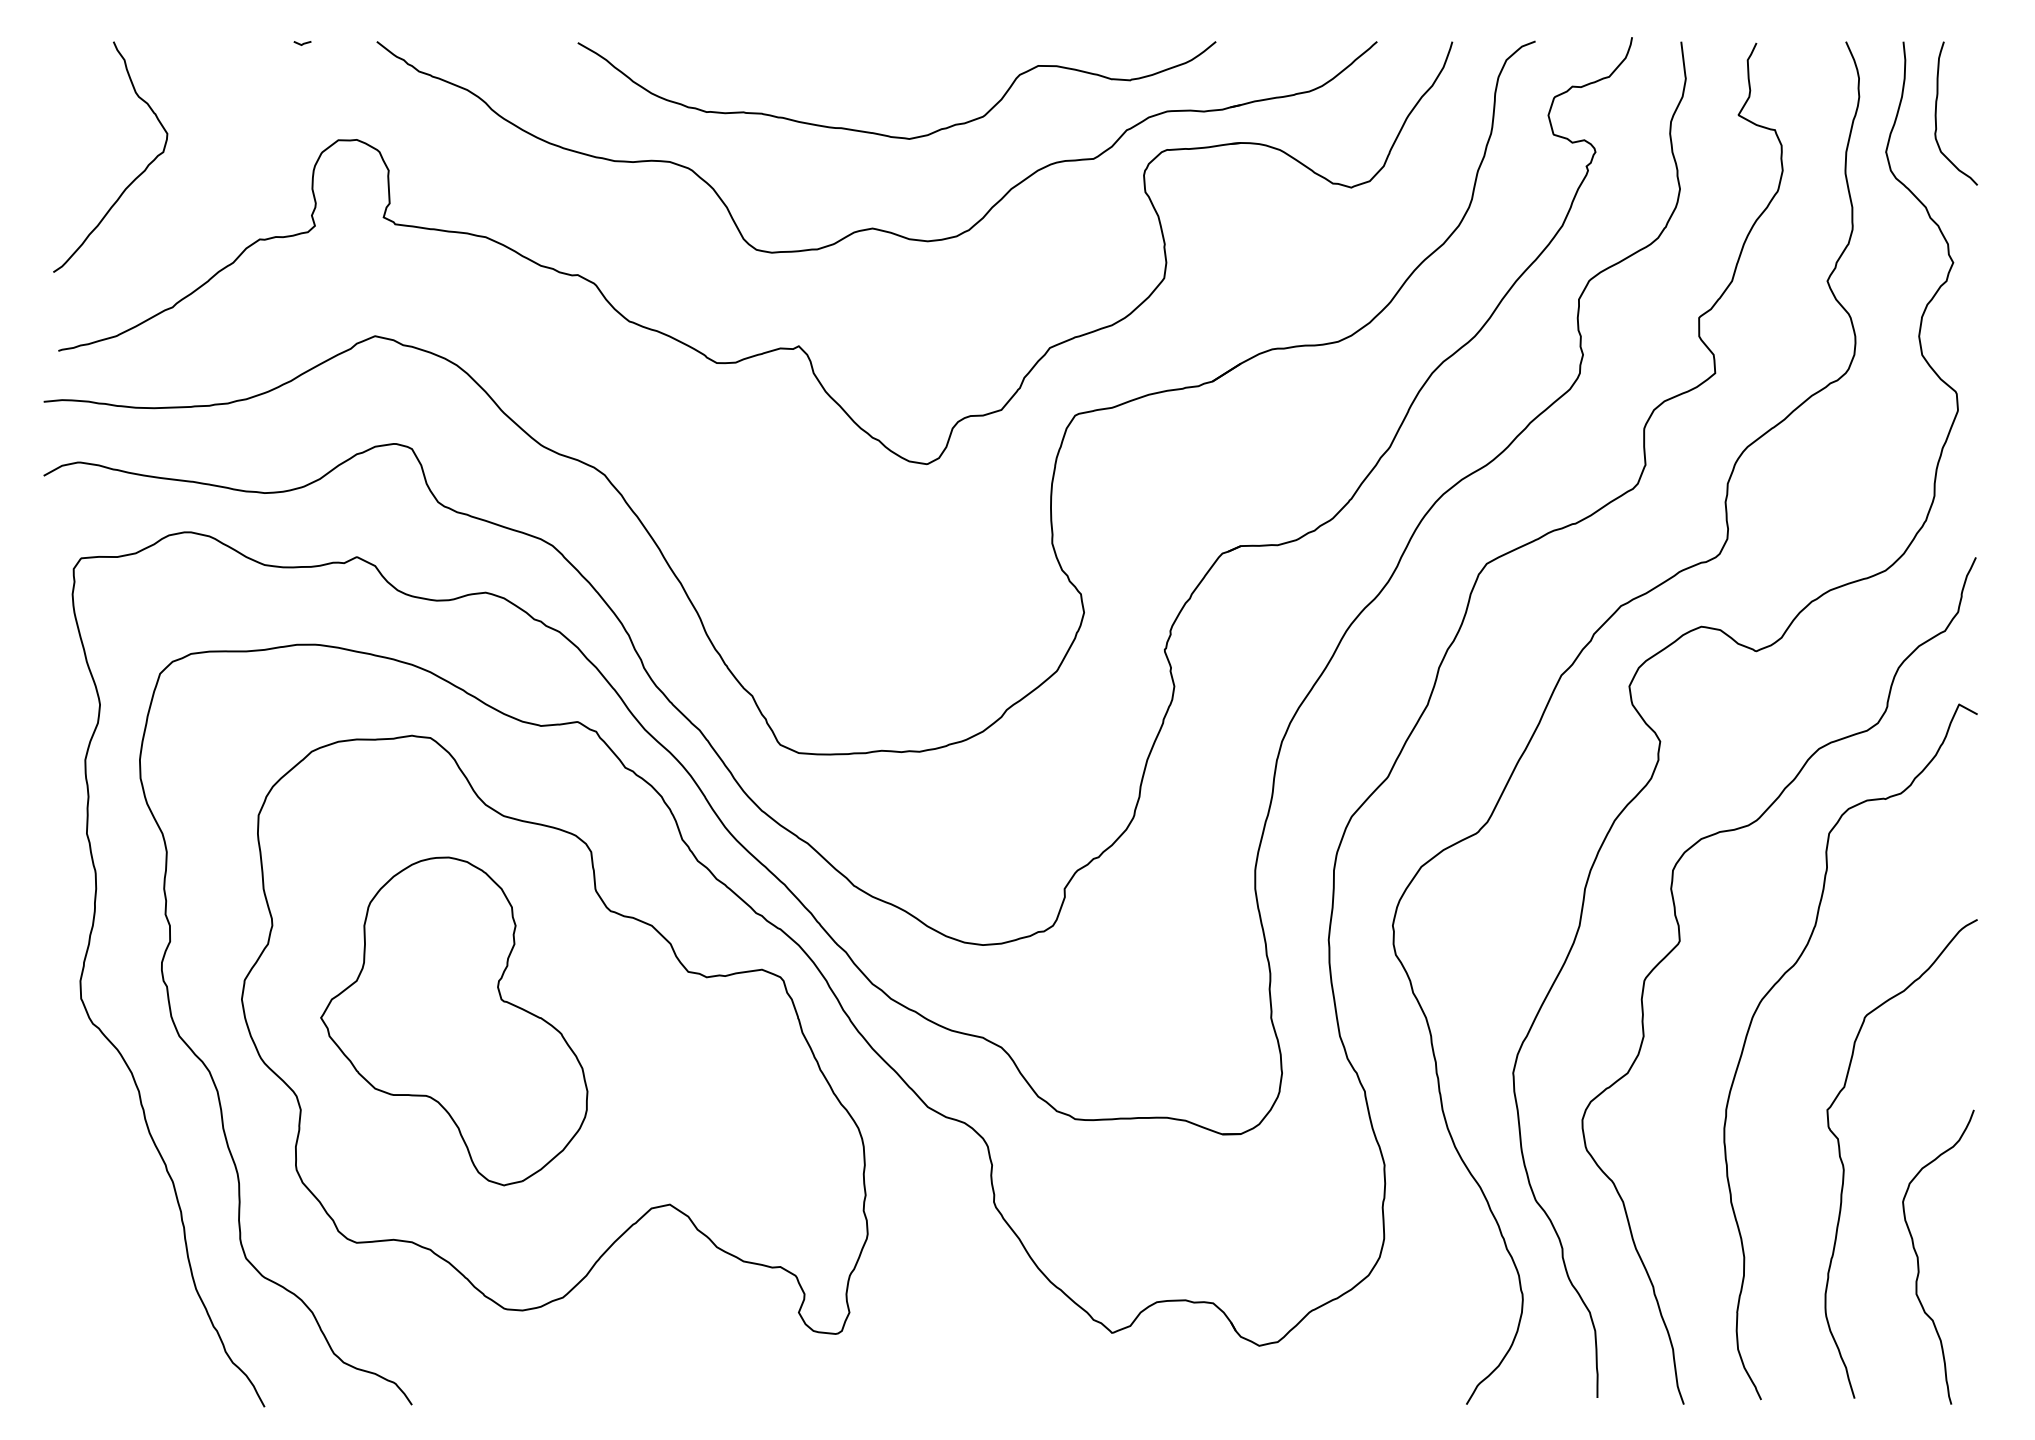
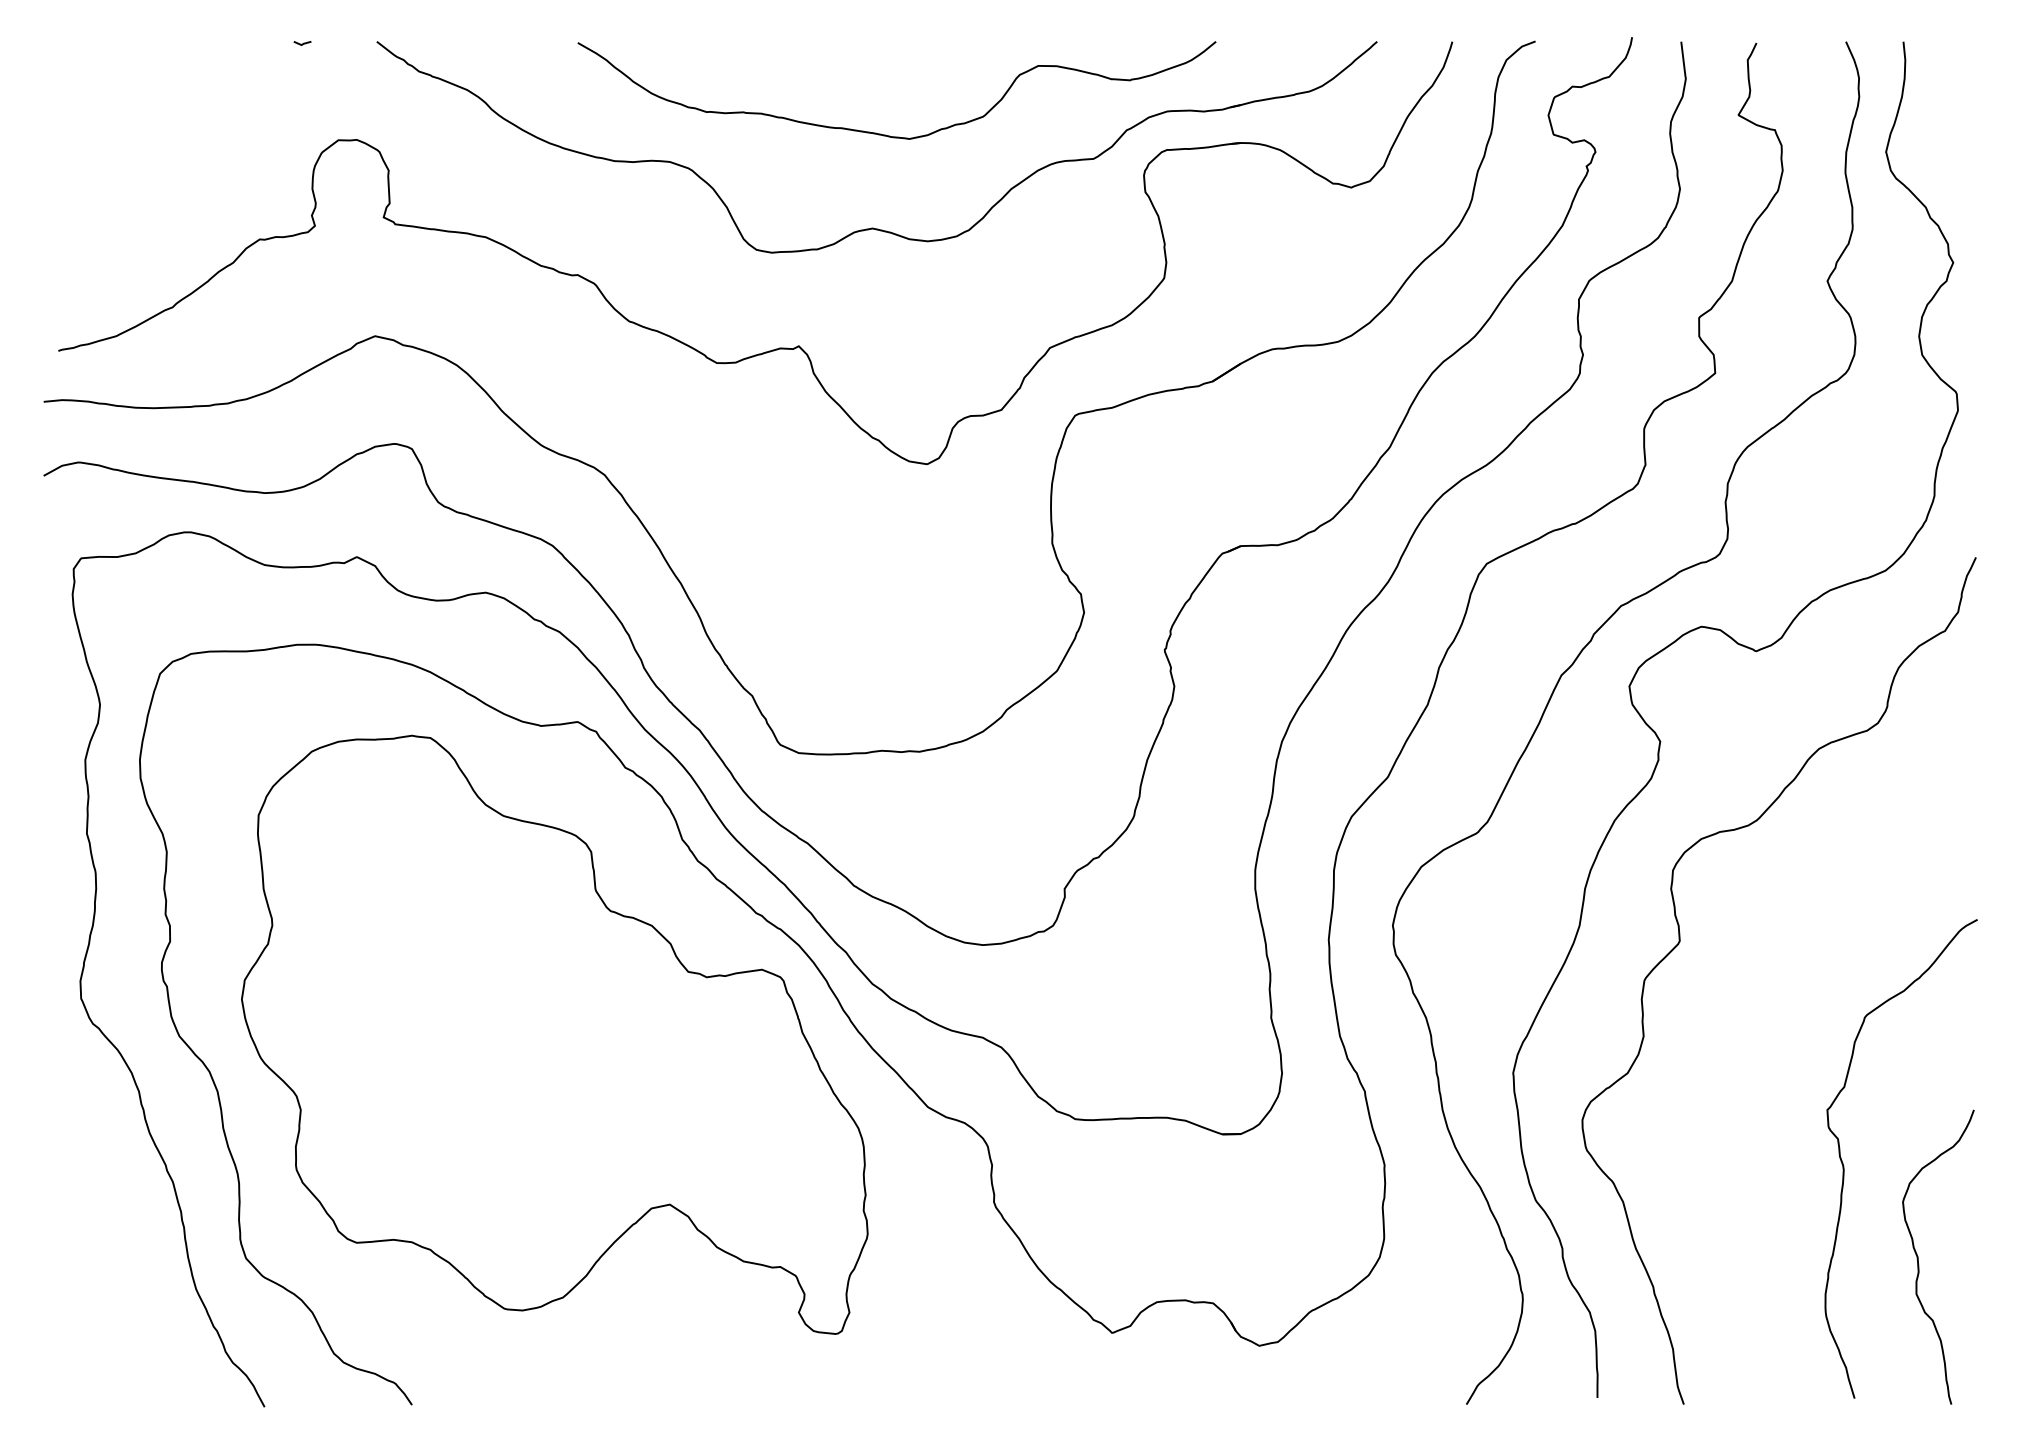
curve: present -> none (1936, 113)
curve: present -> none (133, 179)
curve: present -> none (1780, 980)
part: present -> none (454, 1021)
